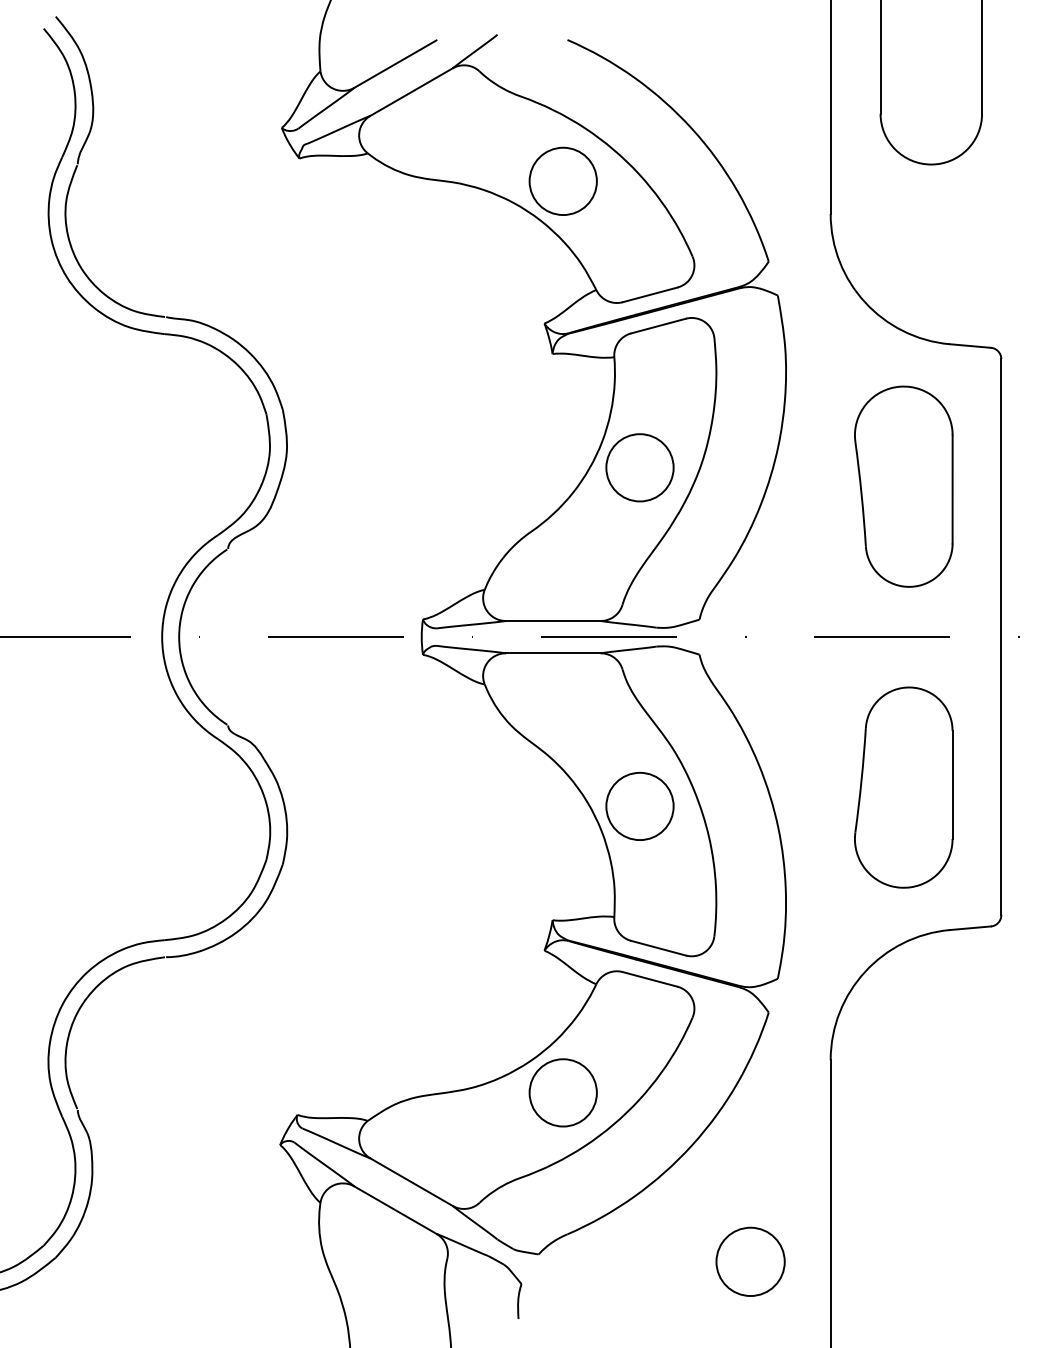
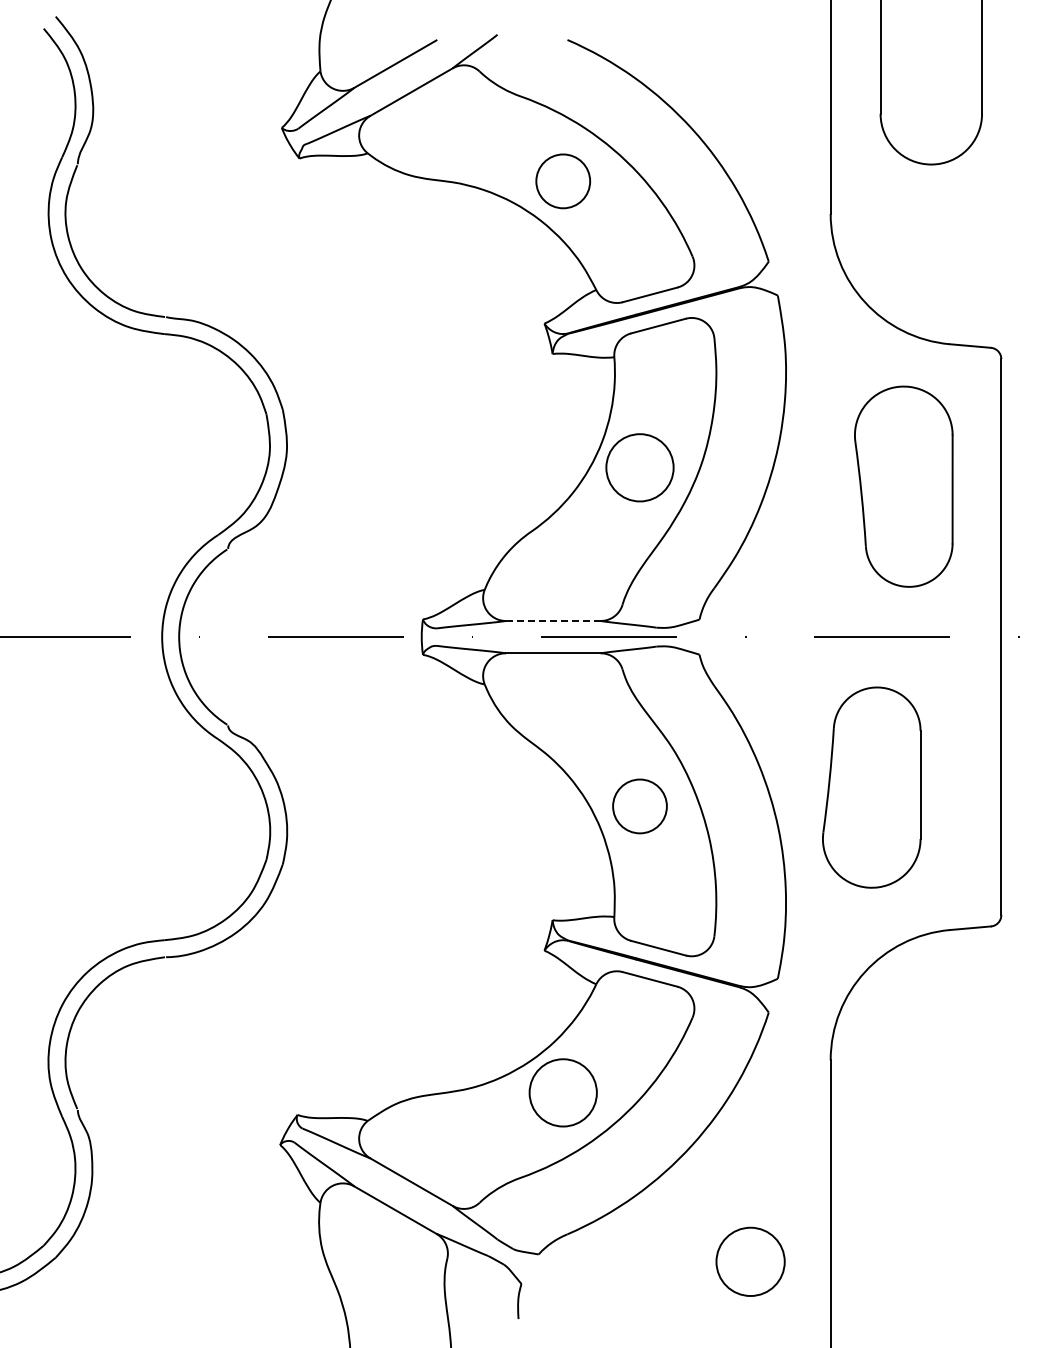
circle diameter: 67 px -> 54 px (563, 181)
line: solid -> dashed (553, 621)
part position: (903, 787) -> (871, 787) (871, 787)
circle diameter: 67 px -> 54 px (639, 806)
